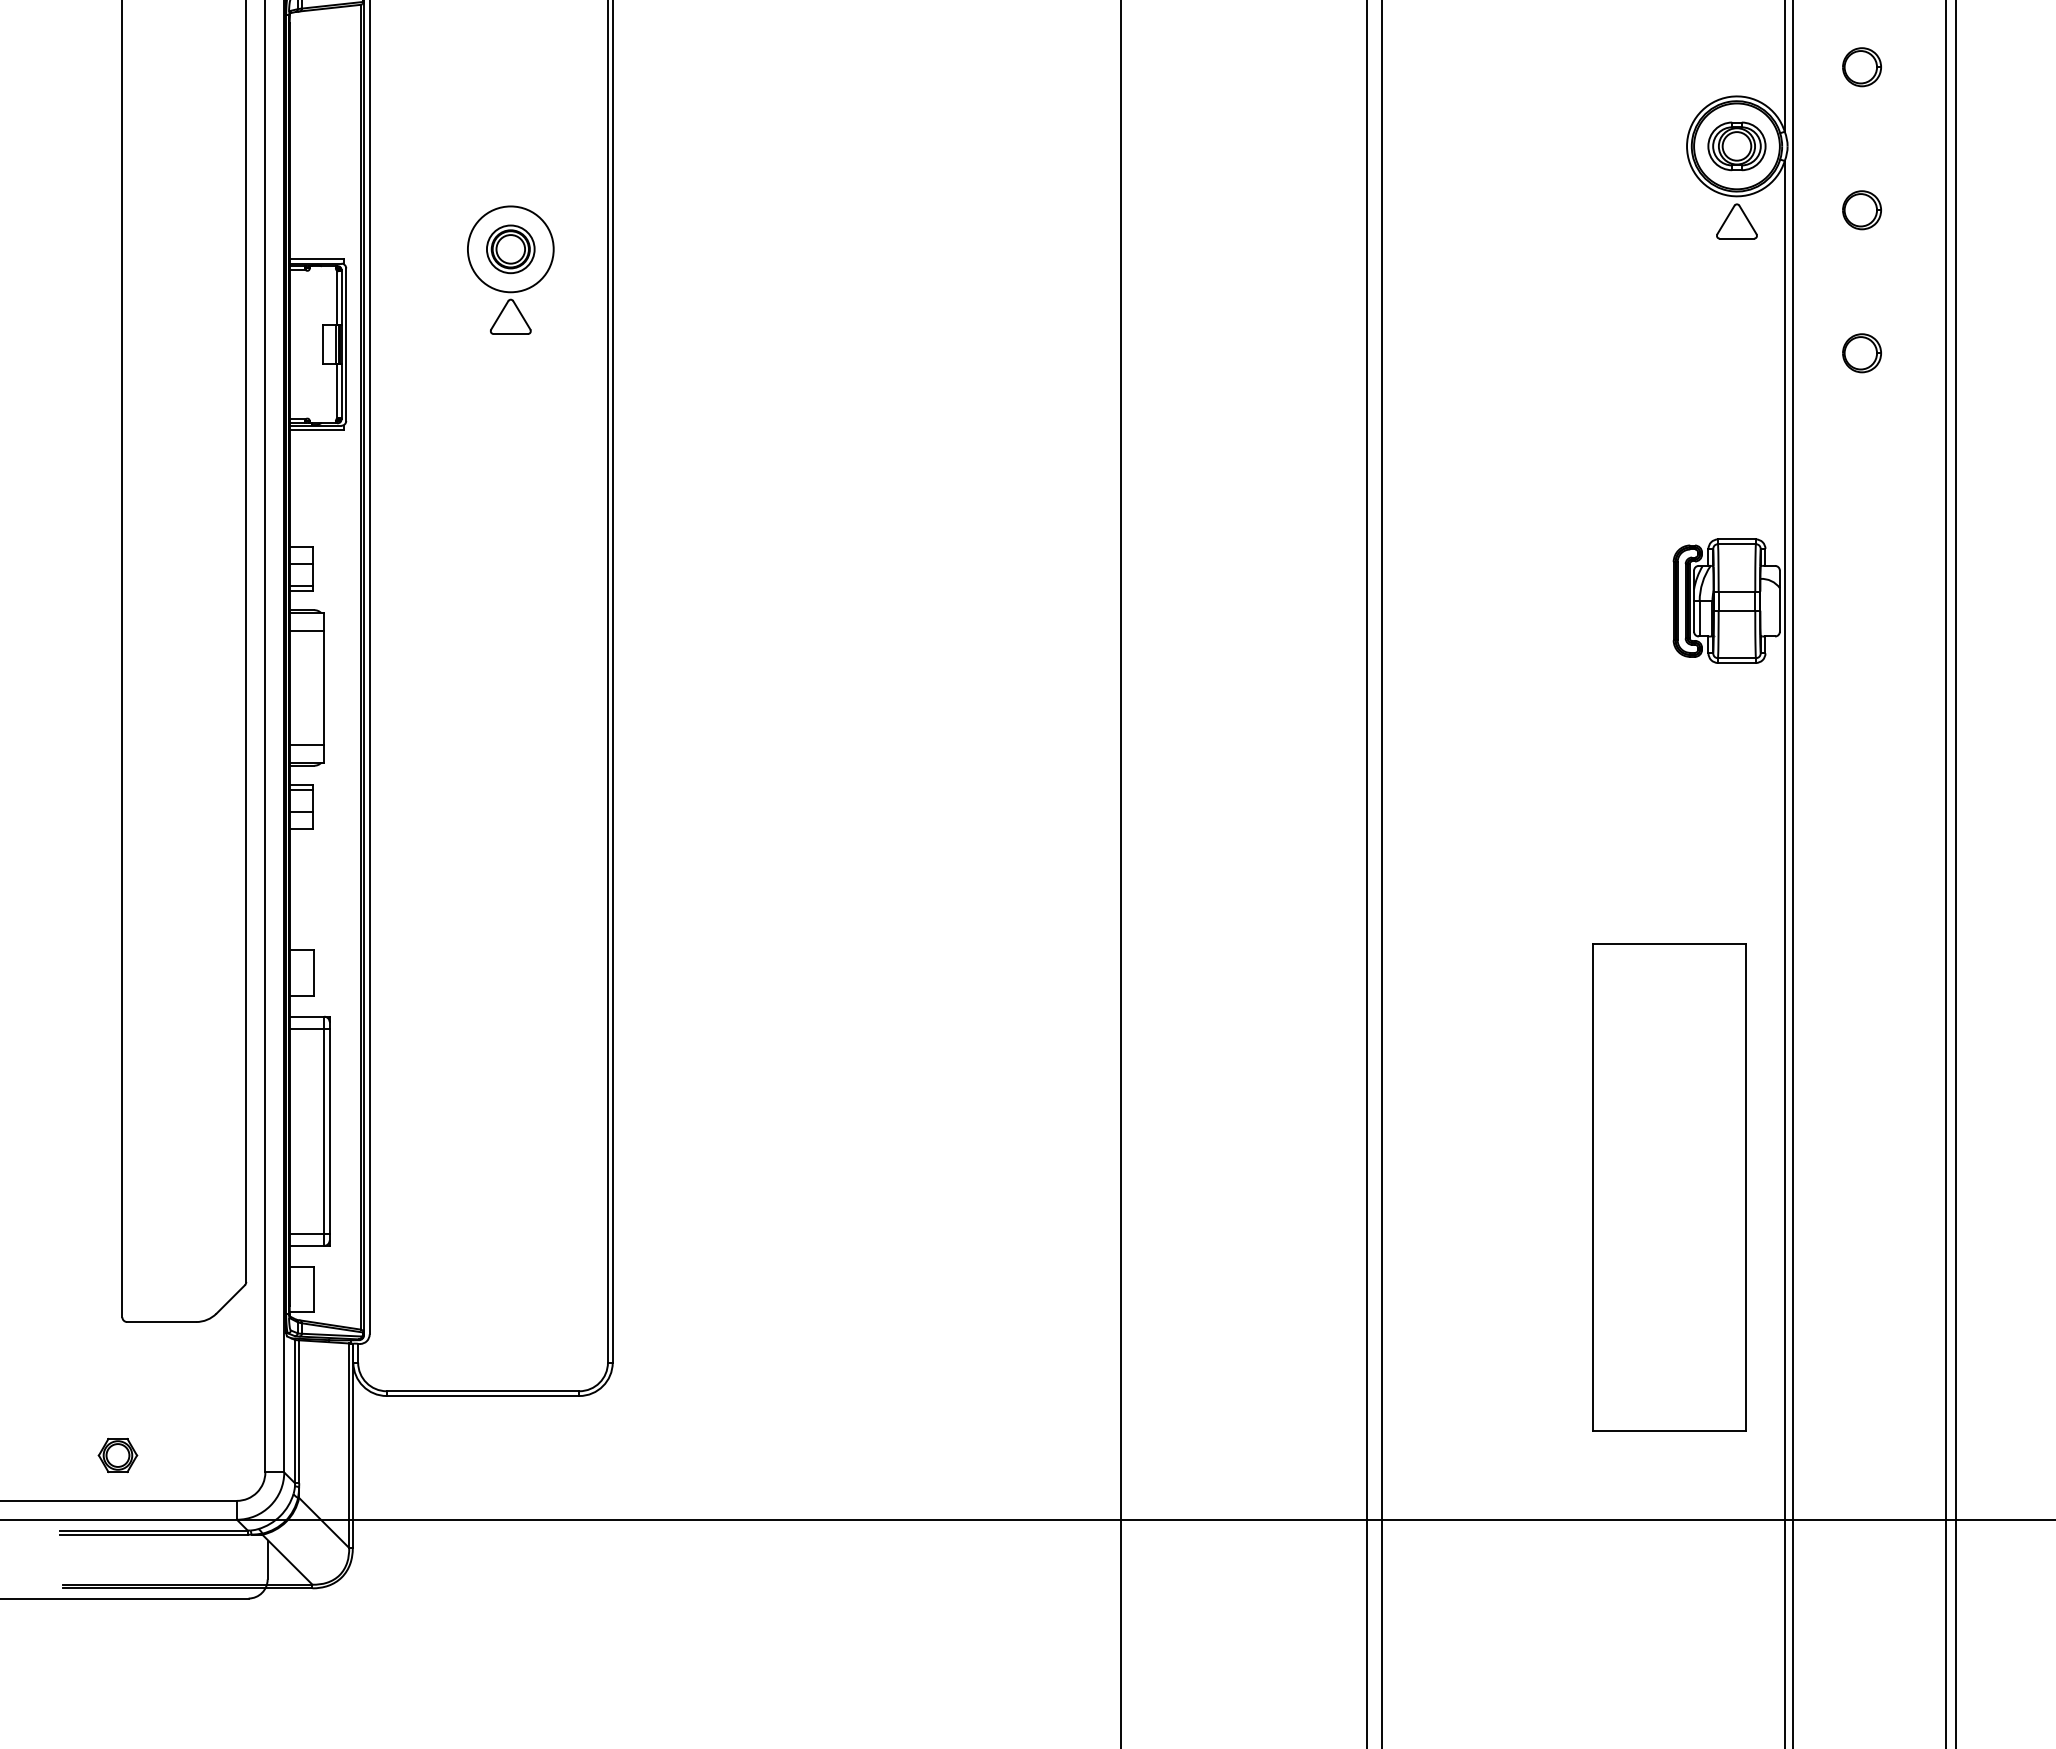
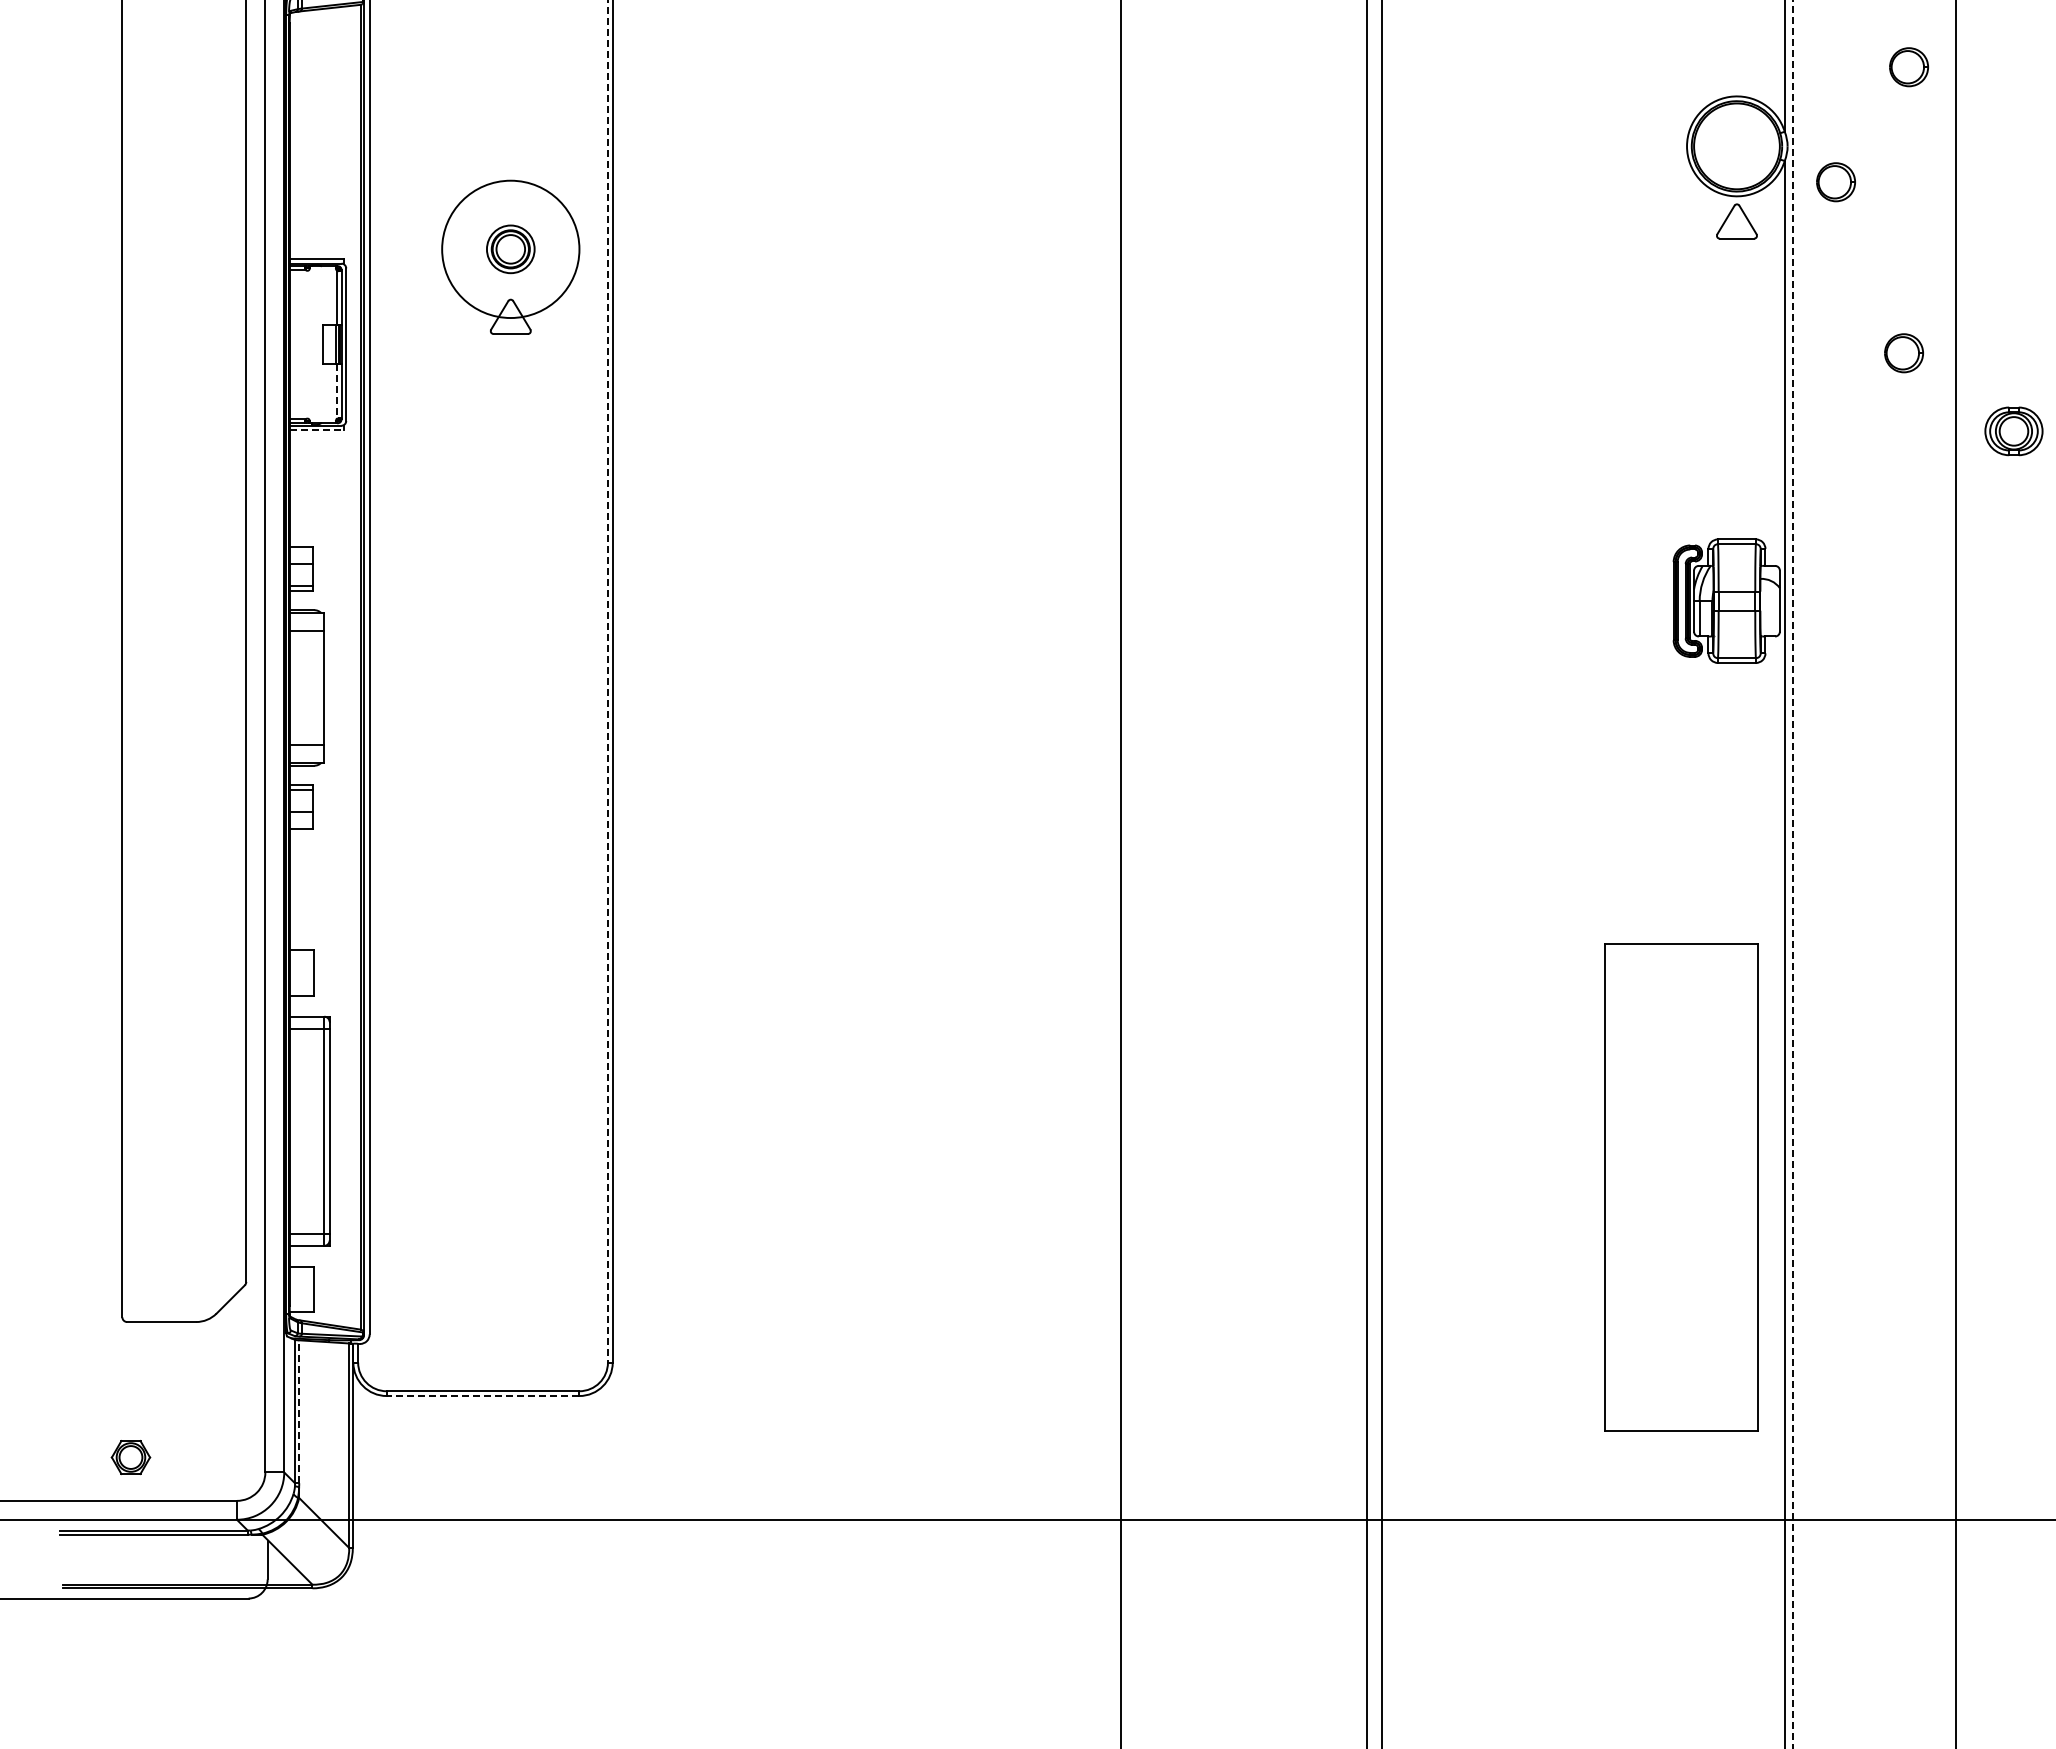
part position: (1861, 67) -> (1908, 67) (1908, 67)
part position: (1736, 146) -> (2013, 431) (2013, 431)
part position: (1861, 210) -> (1835, 182) (1835, 182)
circle diameter: 86 px -> 137 px (510, 249)
part position: (1861, 353) -> (1903, 353) (1903, 353)
line: solid -> dashed (337, 391)
line: solid -> dashed (317, 430)
line: solid -> dashed (607, 681)
line: present -> none (1945, 873)
line: solid -> dashed (1793, 874)
part position: (1669, 1187) -> (1681, 1187) (1681, 1187)
line: solid -> dashed (482, 1396)
line: solid -> dashed (299, 1411)
part position: (117, 1455) -> (130, 1457) (130, 1457)
